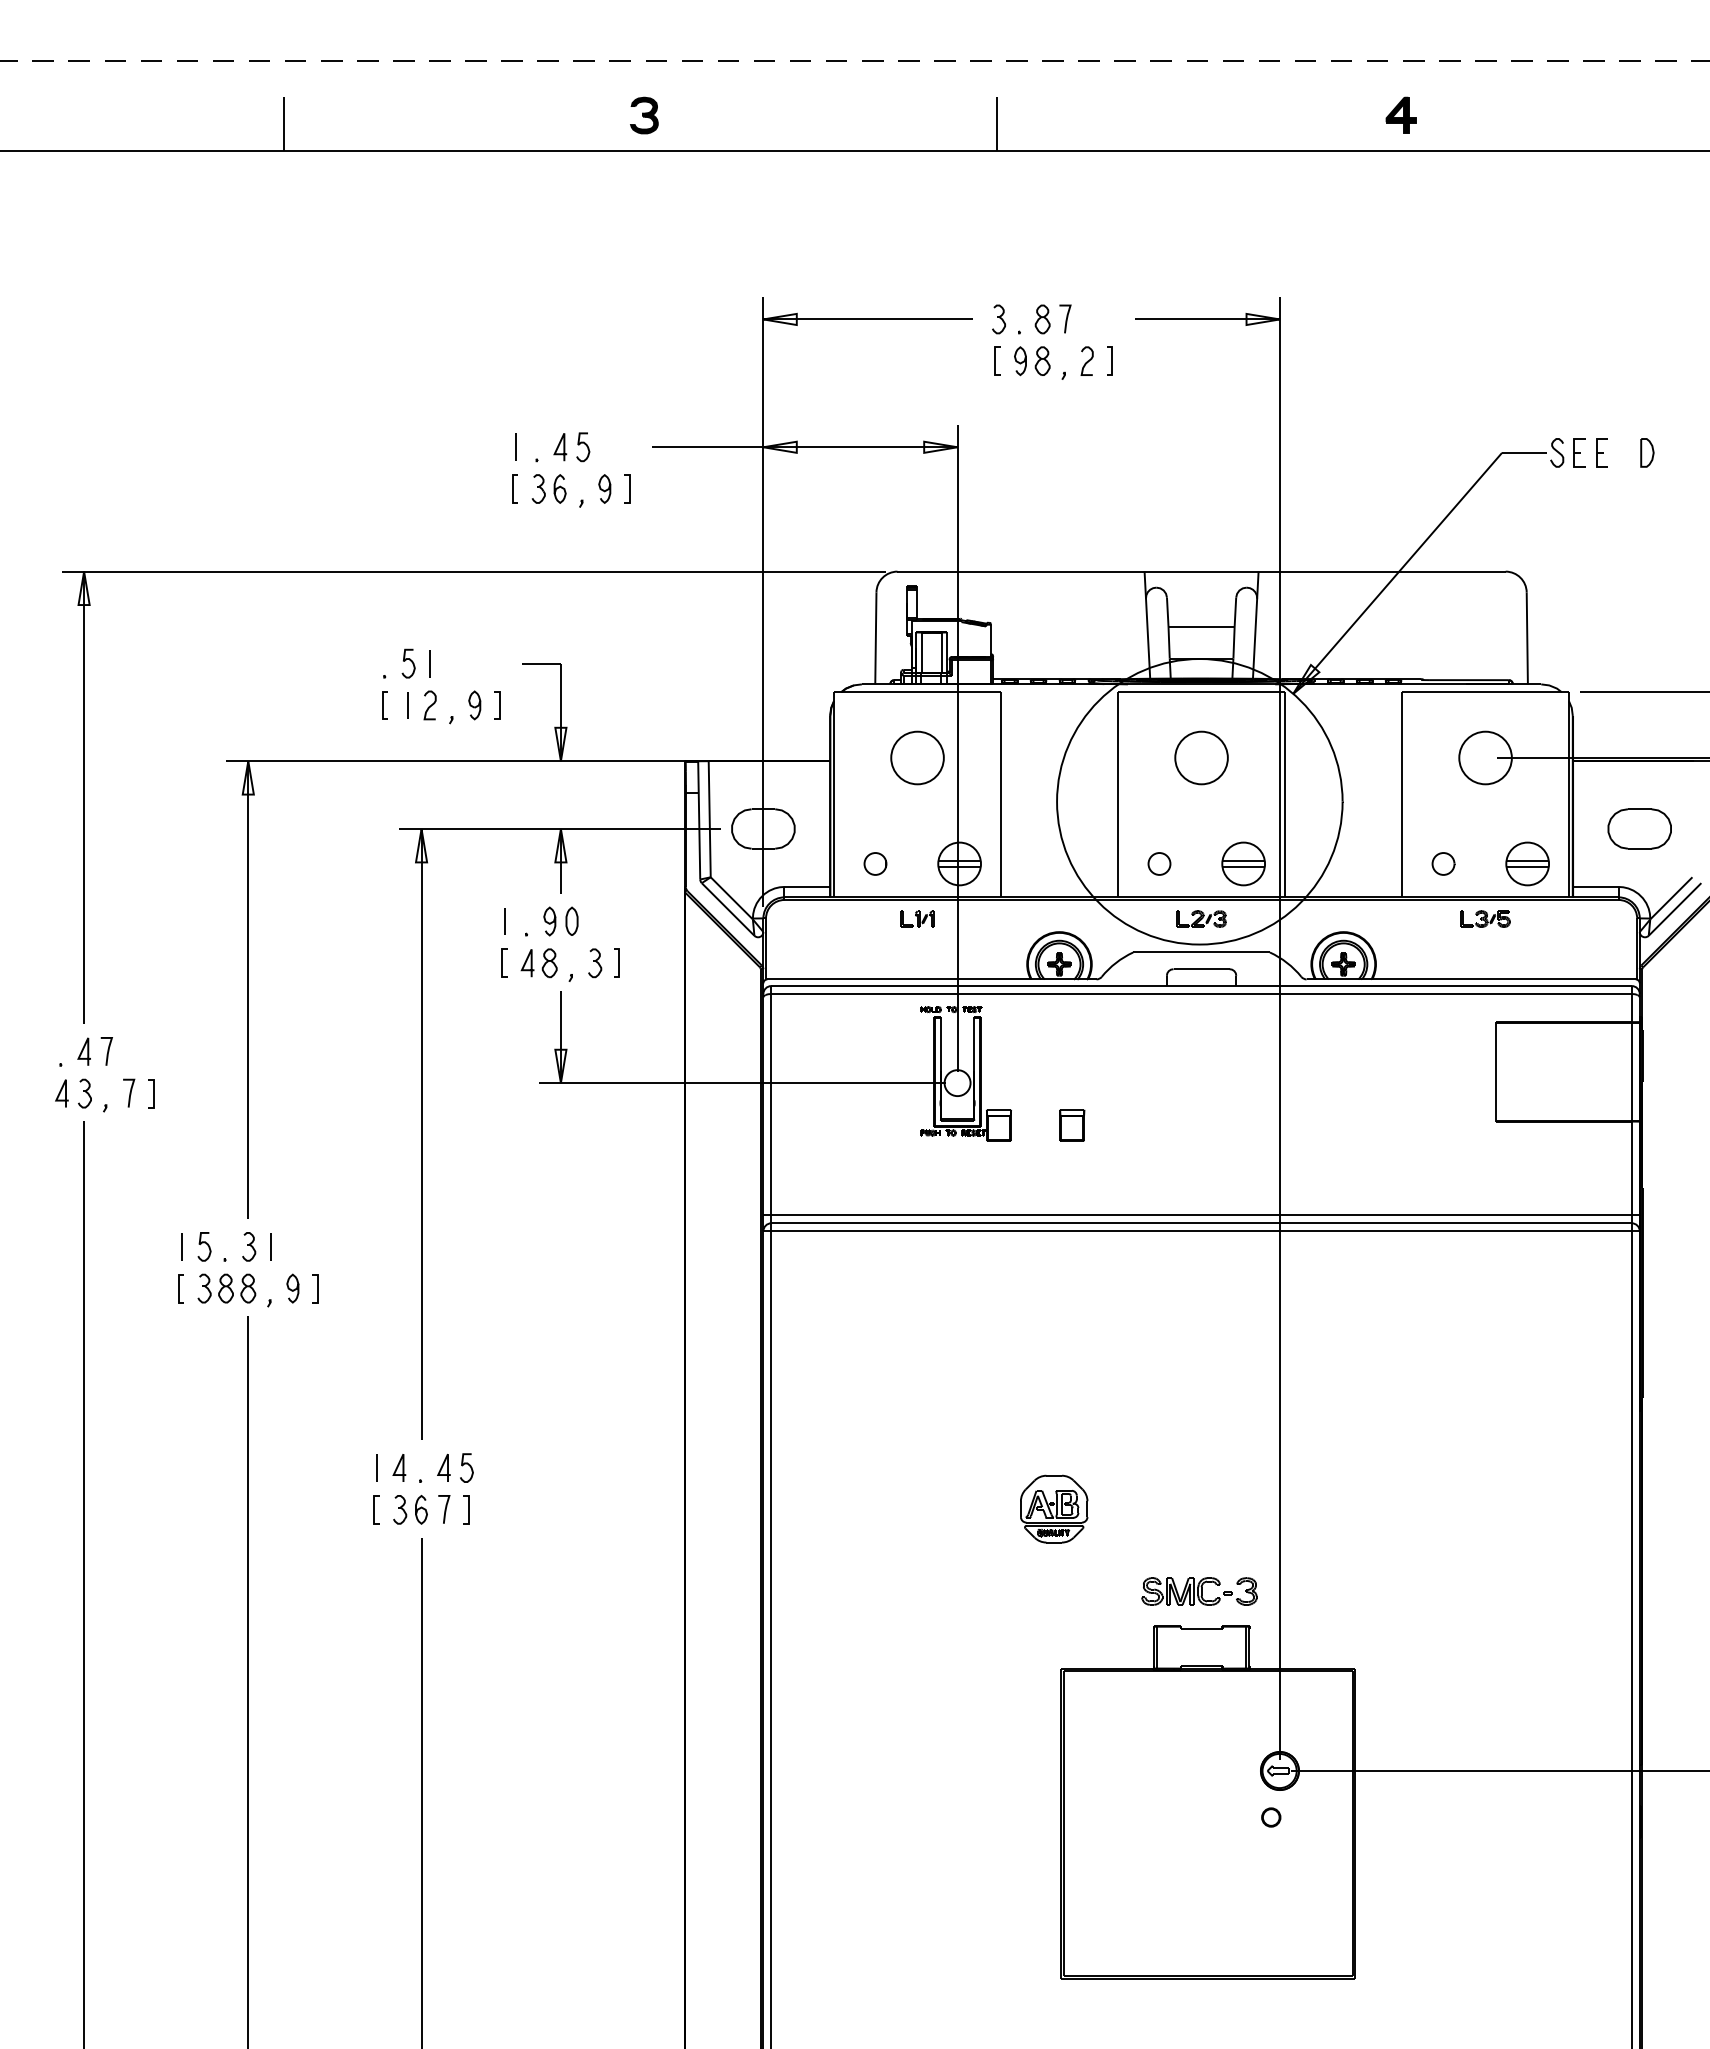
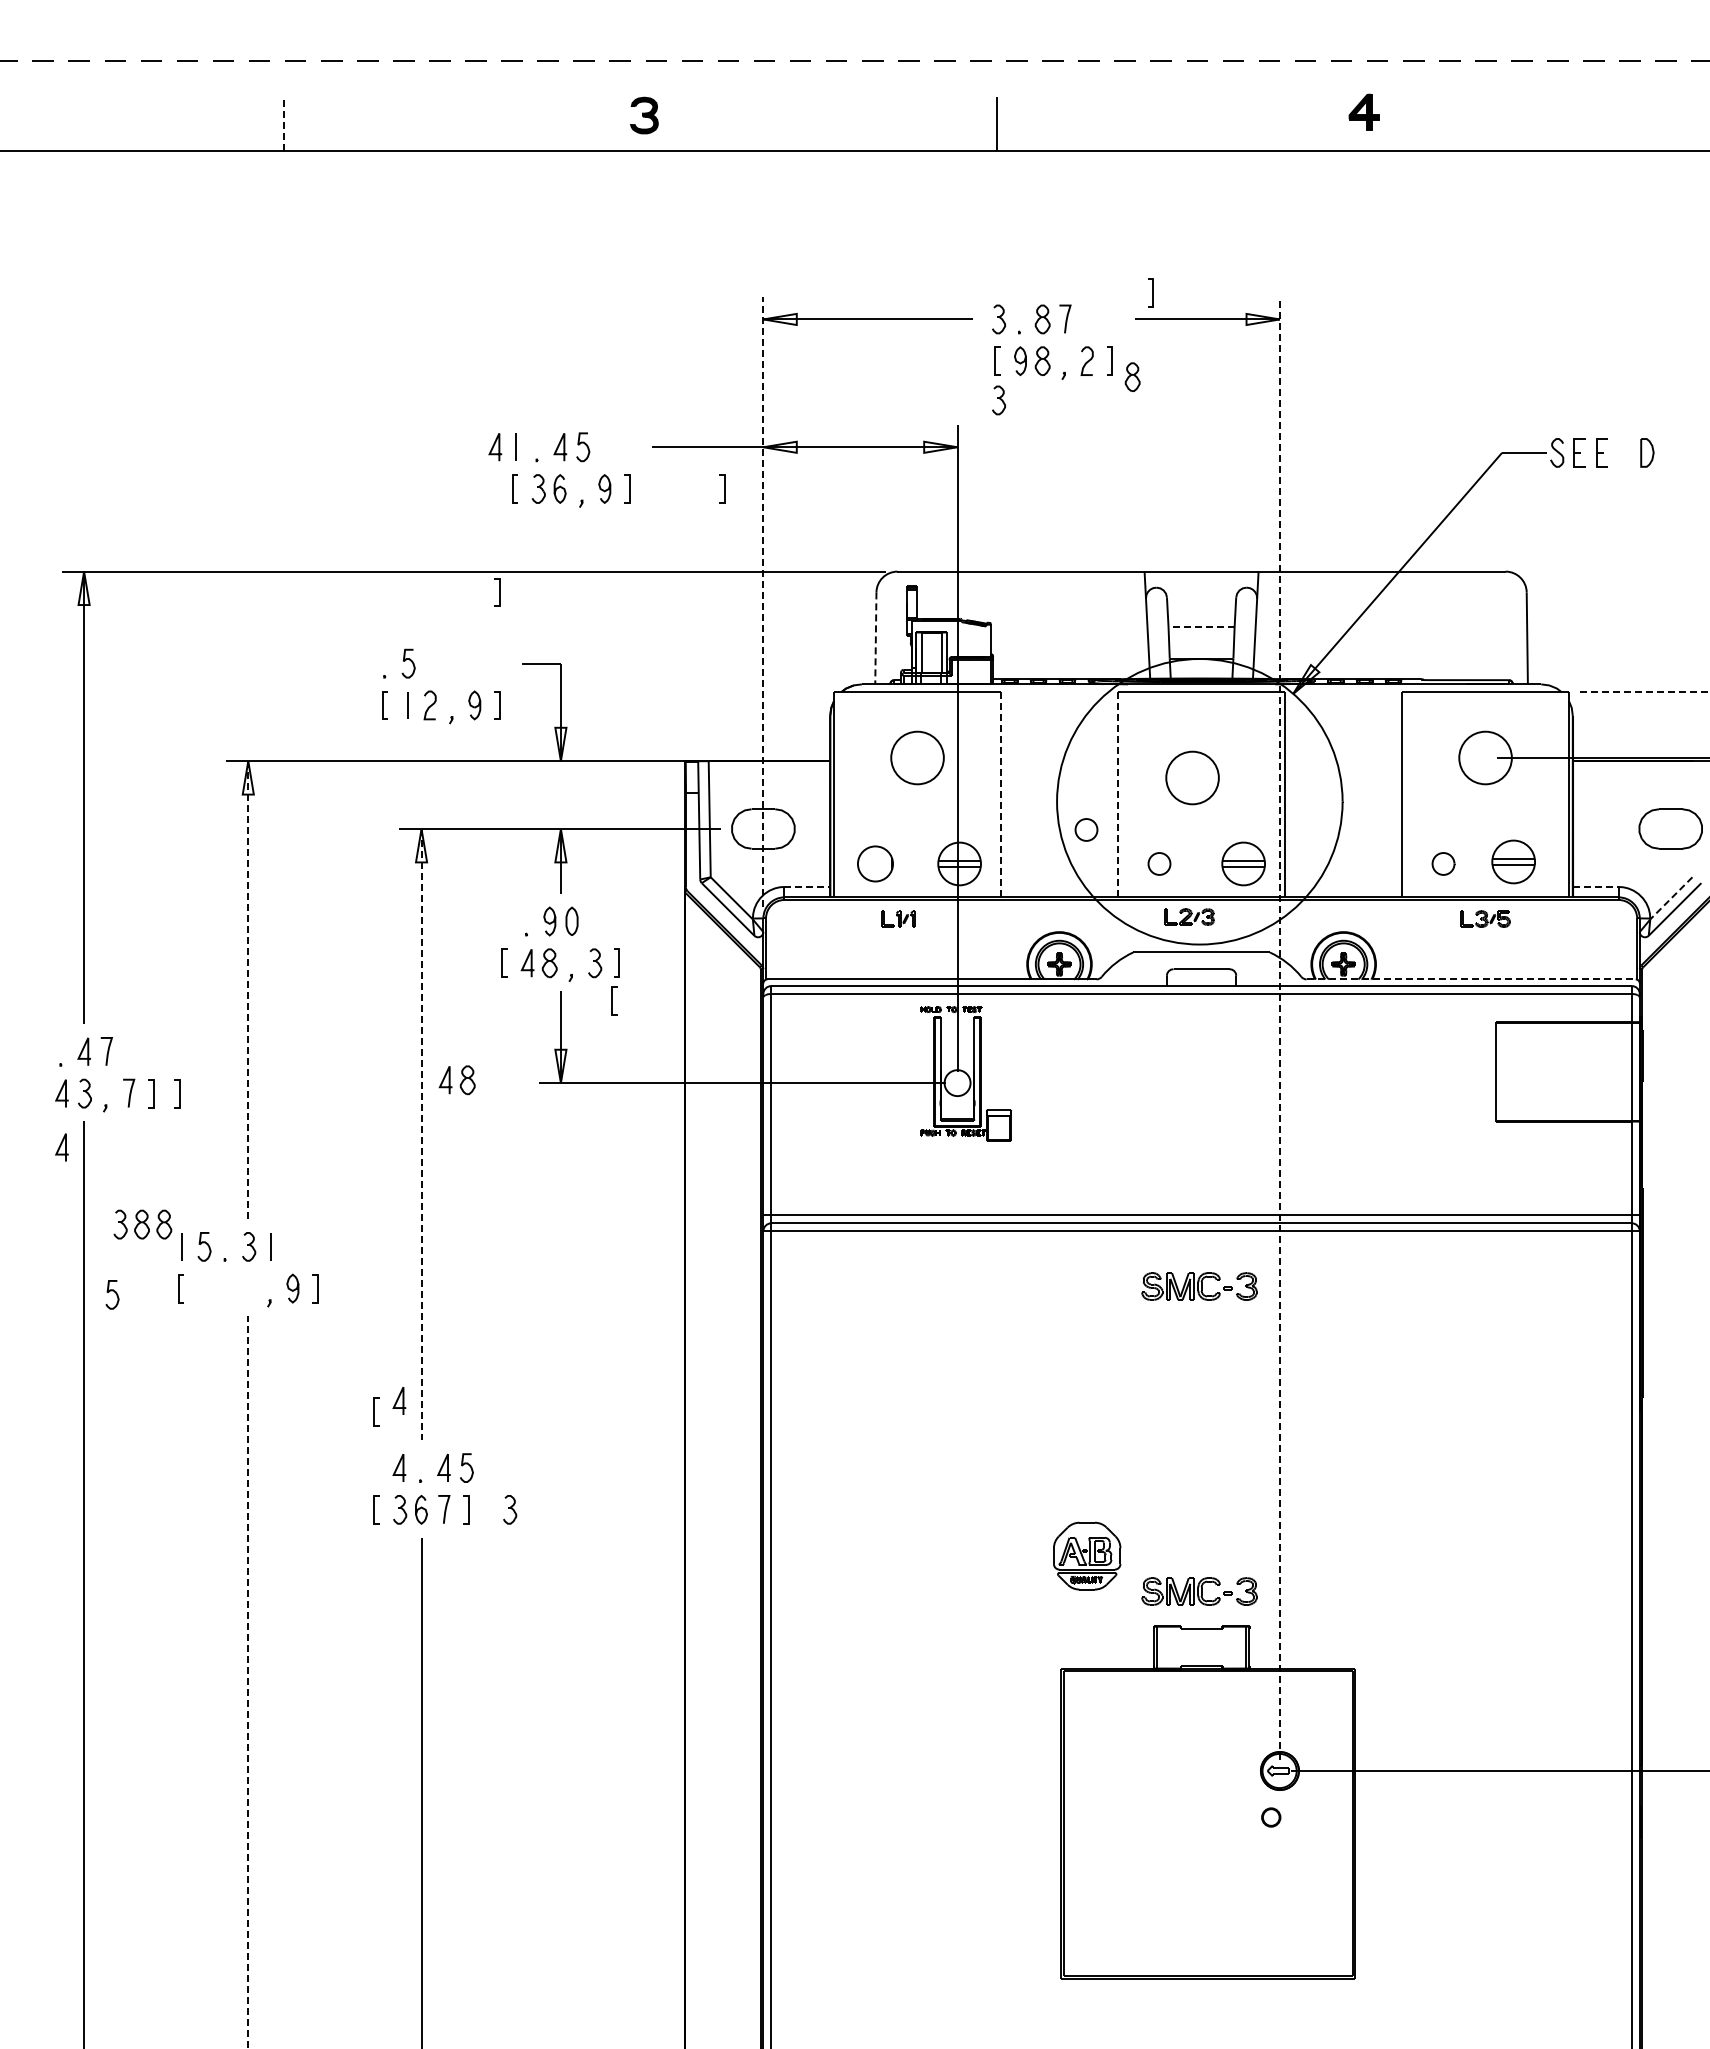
part position: (1400, 114) -> (1363, 111) (1363, 111)
line: solid -> dashed (284, 123)
line: none -> present (1152, 292)
part: none -> present (1132, 376)
part: none -> present (998, 400)
line: none -> present (494, 446)
line: none -> present (724, 488)
line: none -> present (499, 592)
line: solid -> dashed (763, 601)
line: solid -> dashed (1201, 627)
line: solid -> dashed (875, 638)
line: present -> none (429, 663)
line: solid -> dashed (1645, 692)
part position: (1201, 757) -> (1192, 777) (1192, 777)
line: solid -> dashed (1001, 794)
line: solid -> dashed (1118, 794)
part position: (1639, 828) -> (1670, 828) (1670, 828)
part: none -> present (1086, 829)
part size: 25x24 px -> 37x38 px (875, 863)
part position: (1527, 863) -> (1513, 861) (1513, 861)
line: solid -> dashed (807, 886)
line: solid -> dashed (1595, 886)
line: solid -> dashed (1671, 898)
part position: (917, 918) -> (898, 918) (898, 918)
part position: (1201, 918) -> (1189, 916) (1189, 916)
line: present -> none (504, 921)
line: solid -> dashed (1471, 979)
line: solid -> dashed (248, 990)
line: none -> present (612, 1000)
line: solid -> dashed (1279, 1028)
part: none -> present (456, 1080)
line: none -> present (179, 1093)
part: present -> none (1072, 1125)
line: solid -> dashed (421, 1134)
line: none -> present (61, 1146)
part: none -> present (1199, 1286)
part position: (226, 1288) -> (142, 1224) (142, 1224)
curve: none -> present (114, 1292)
line: none -> present (398, 1400)
line: none -> present (374, 1411)
line: present -> none (376, 1467)
part position: (1054, 1508) -> (1087, 1555) (1087, 1555)
part: none -> present (510, 1509)
line: solid -> dashed (248, 1682)
